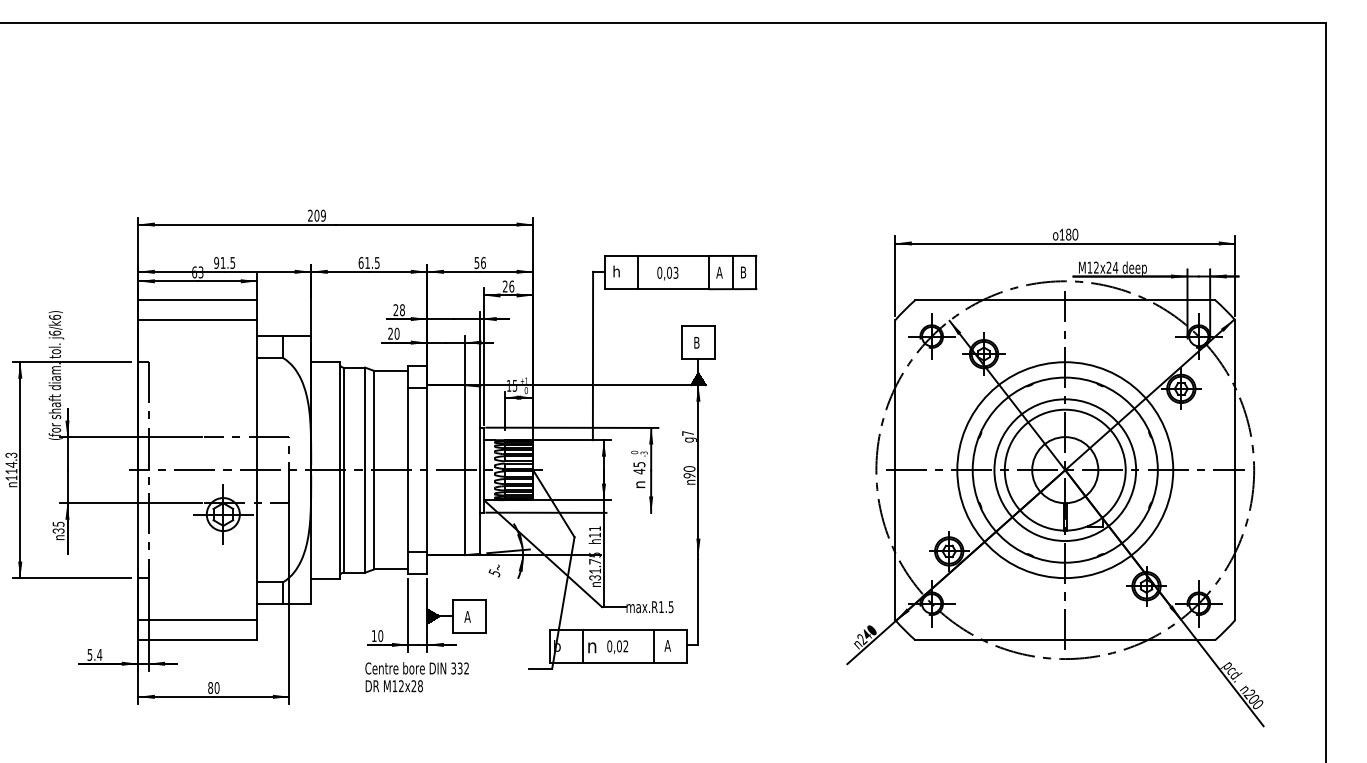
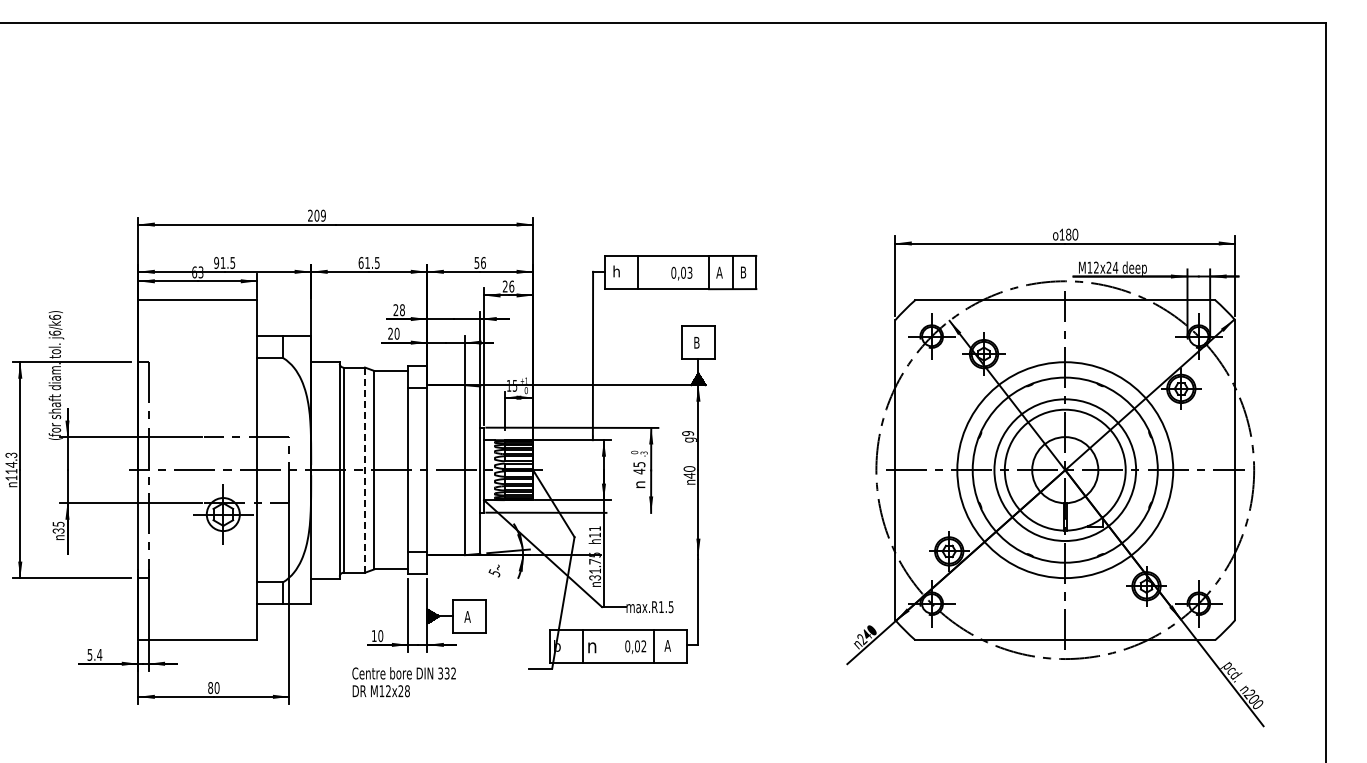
text position: (667, 273) -> (681, 273) (681, 273)
line: present -> none (197, 320)
text: g7 -> g9 (688, 433)
line: solid -> dashed (365, 470)
text: 90 -> 40 (689, 475)
line: present -> none (197, 620)
text position: (617, 646) -> (635, 646) (635, 646)
text position: (416, 677) -> (403, 682) (403, 682)
